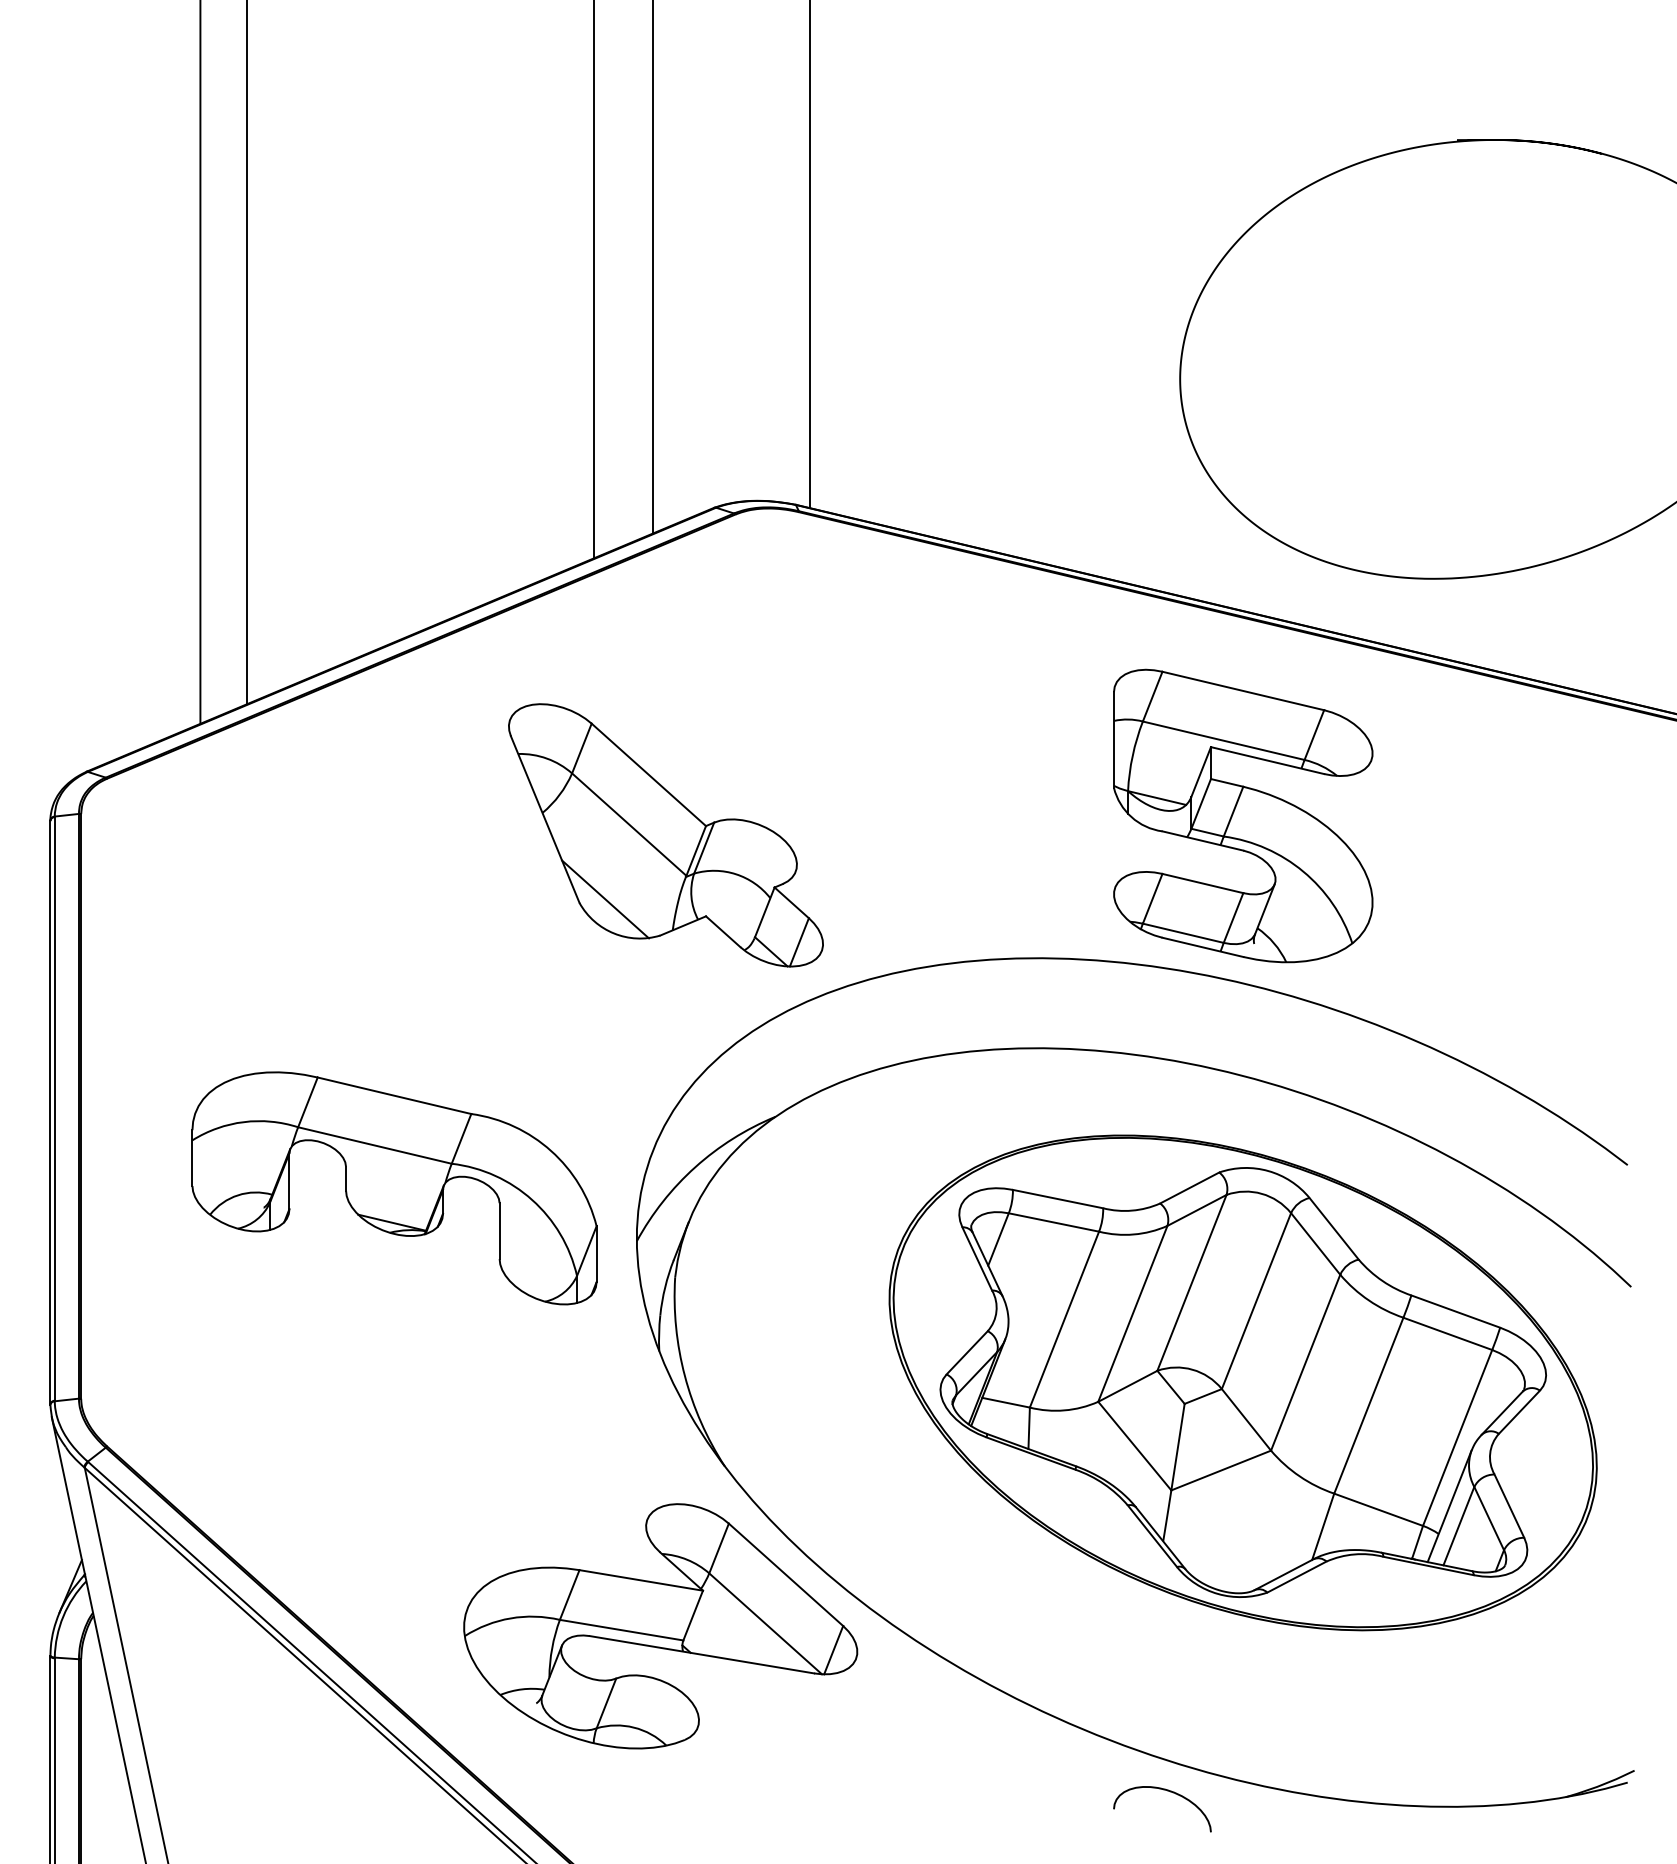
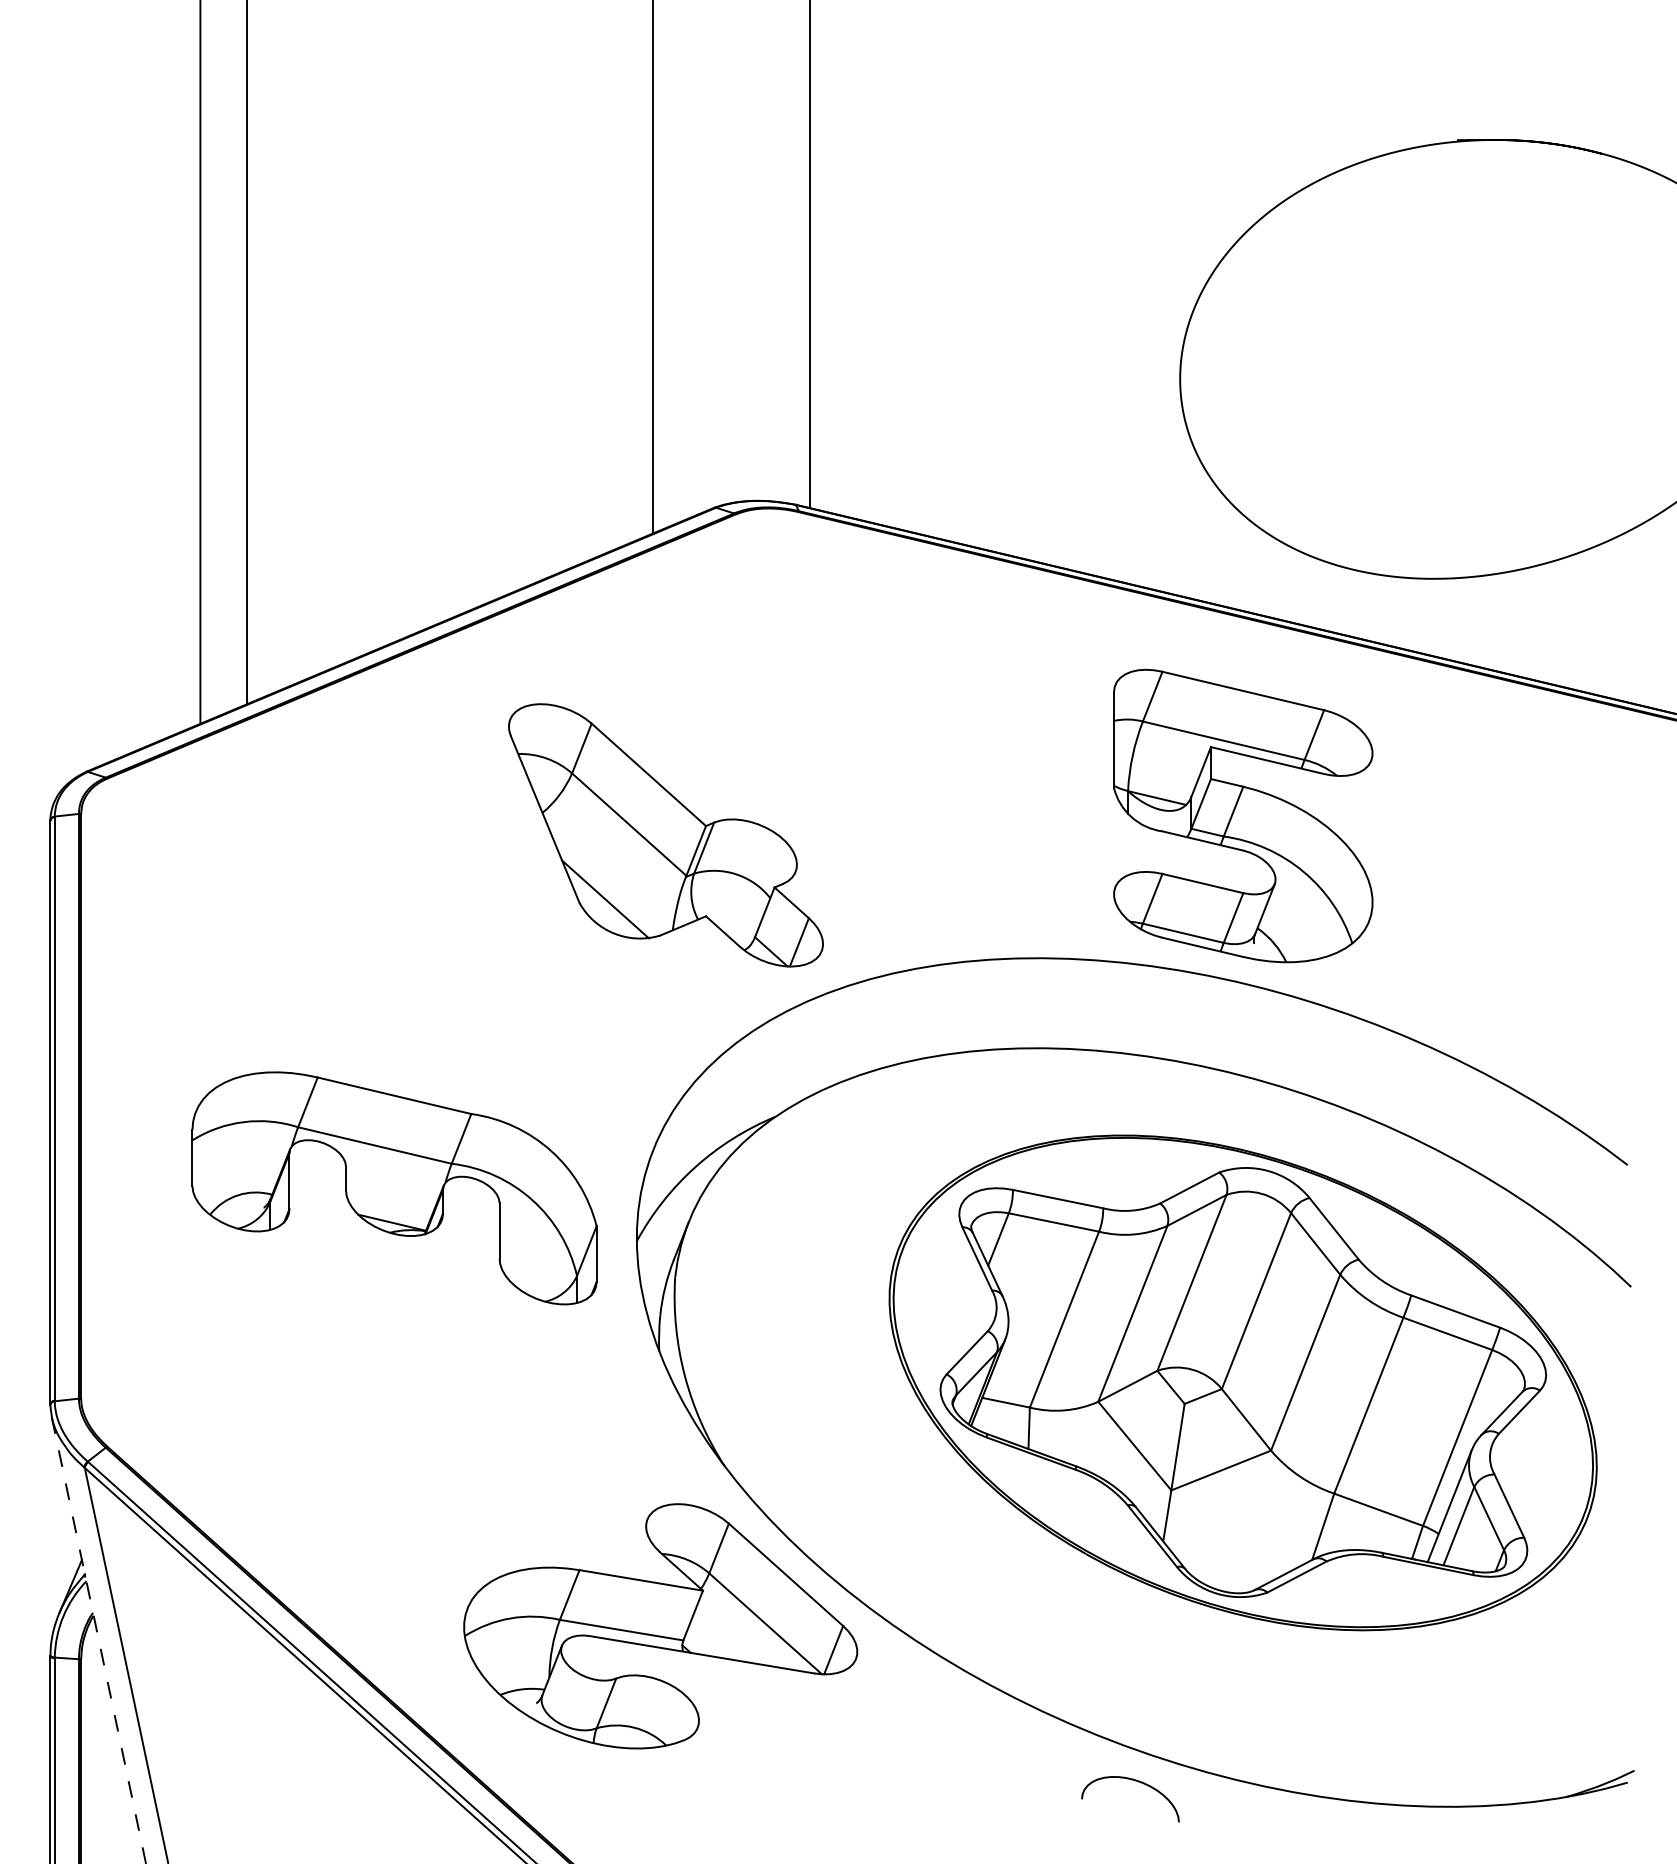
line: present -> none (594, 280)
line: solid -> dashed (98, 1640)
curve position: (1167, 1791) -> (1135, 1781) (1135, 1781)
